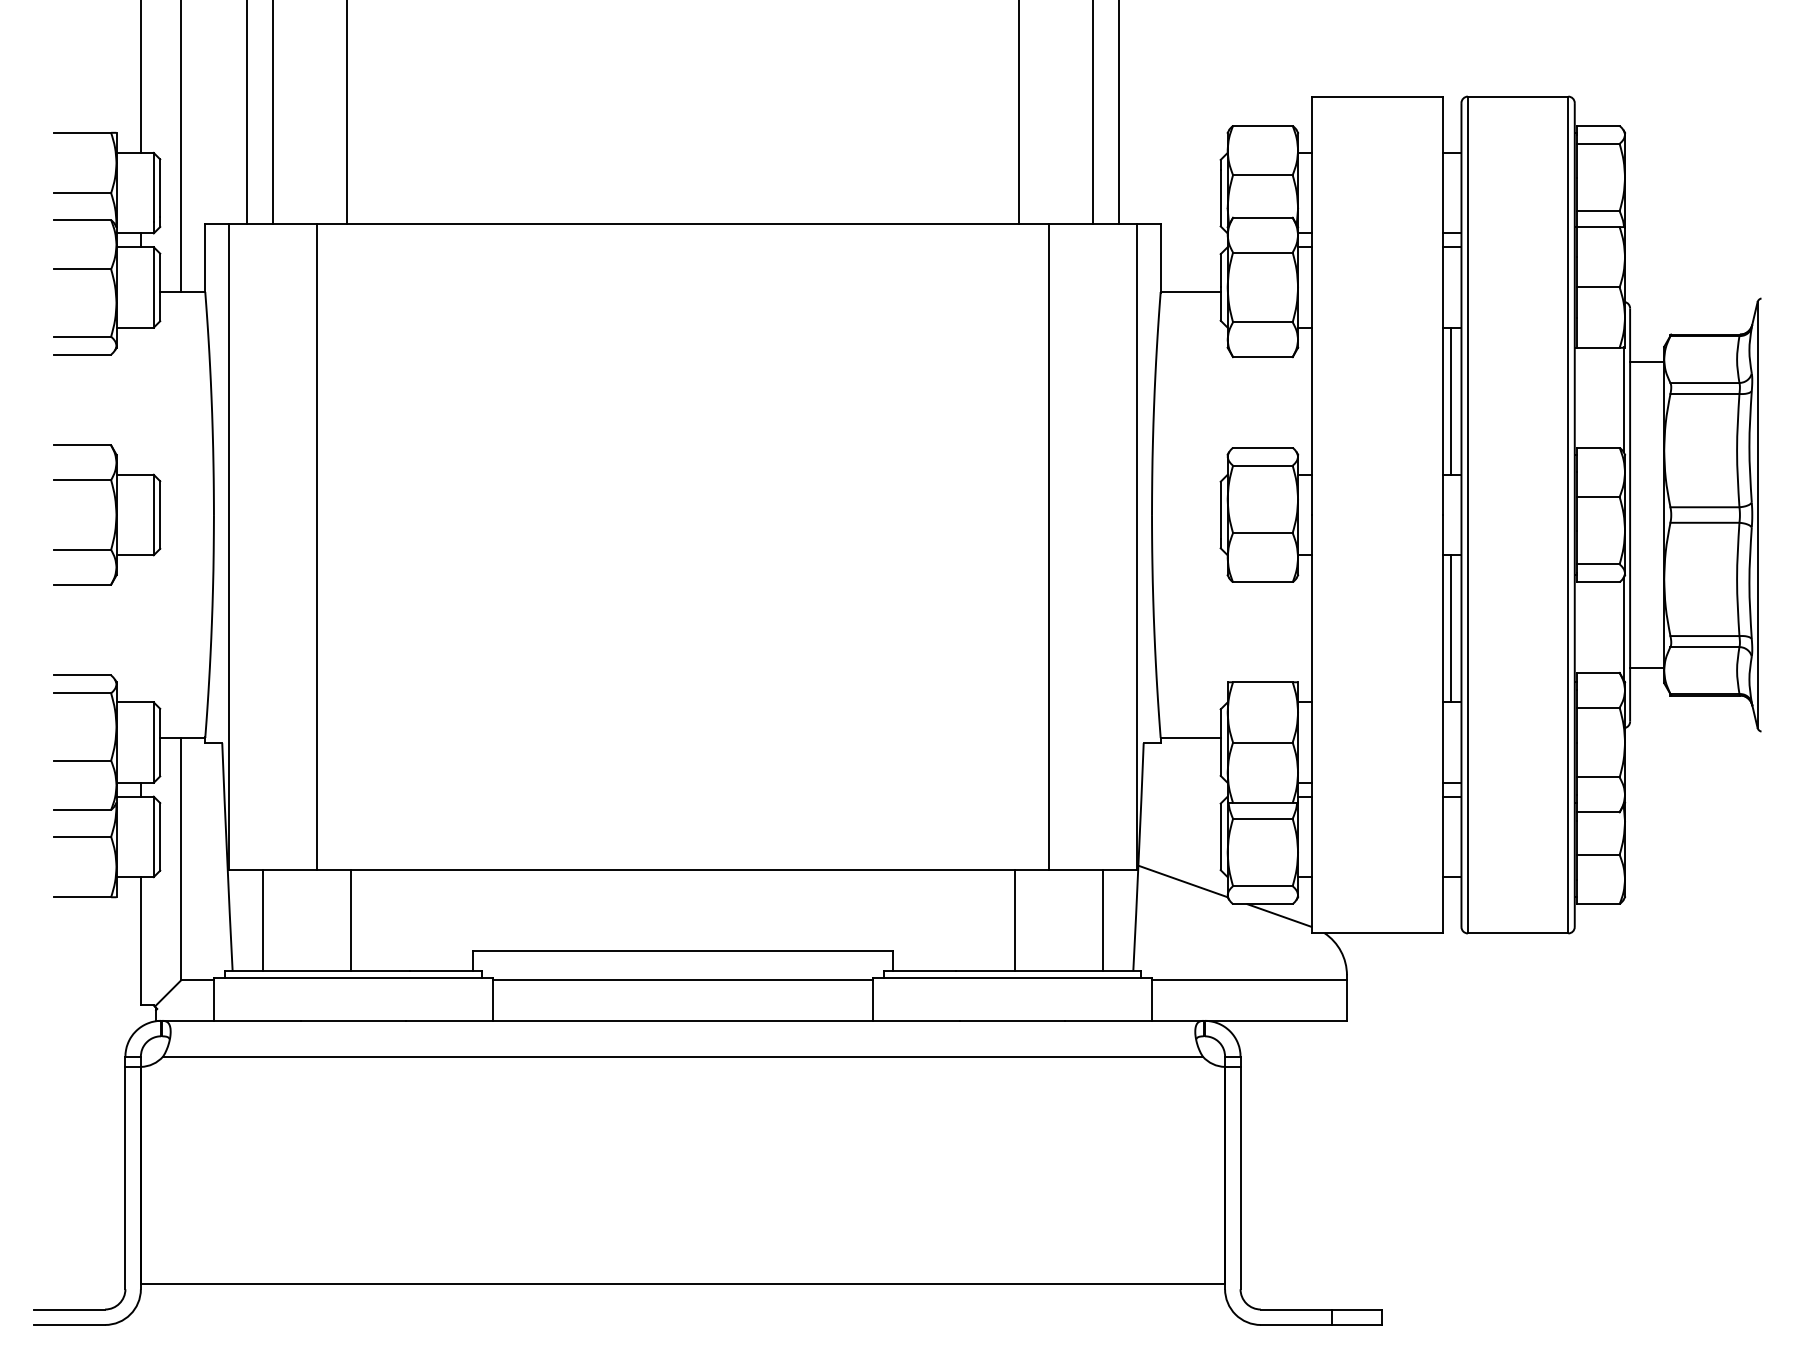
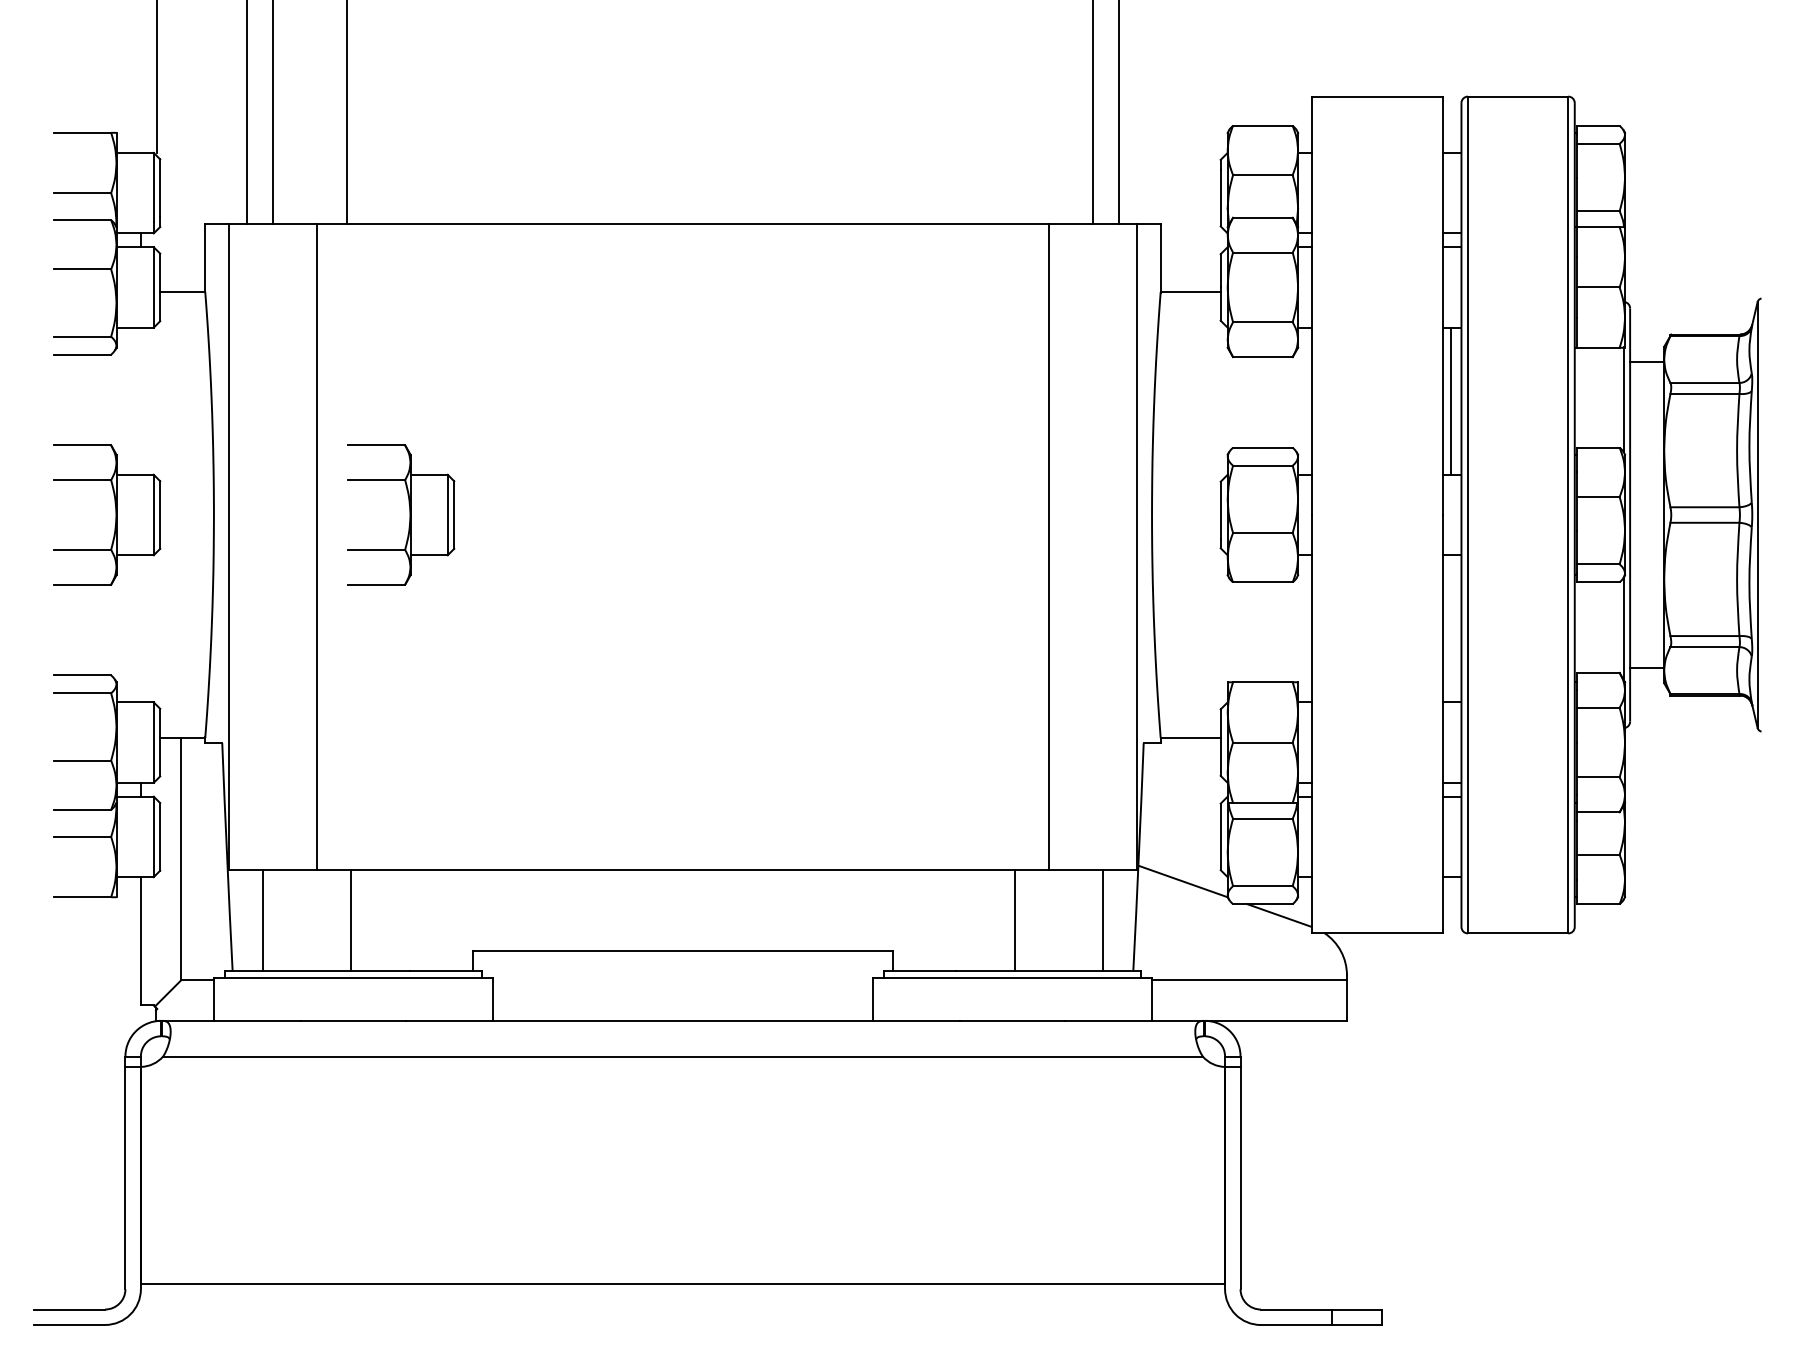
line position: (140, 77) -> (156, 77) (156, 77)
line: present -> none (1018, 112)
line: present -> none (181, 147)
part: none -> present (409, 514)
line: present -> none (1451, 628)
line: present -> none (682, 980)
